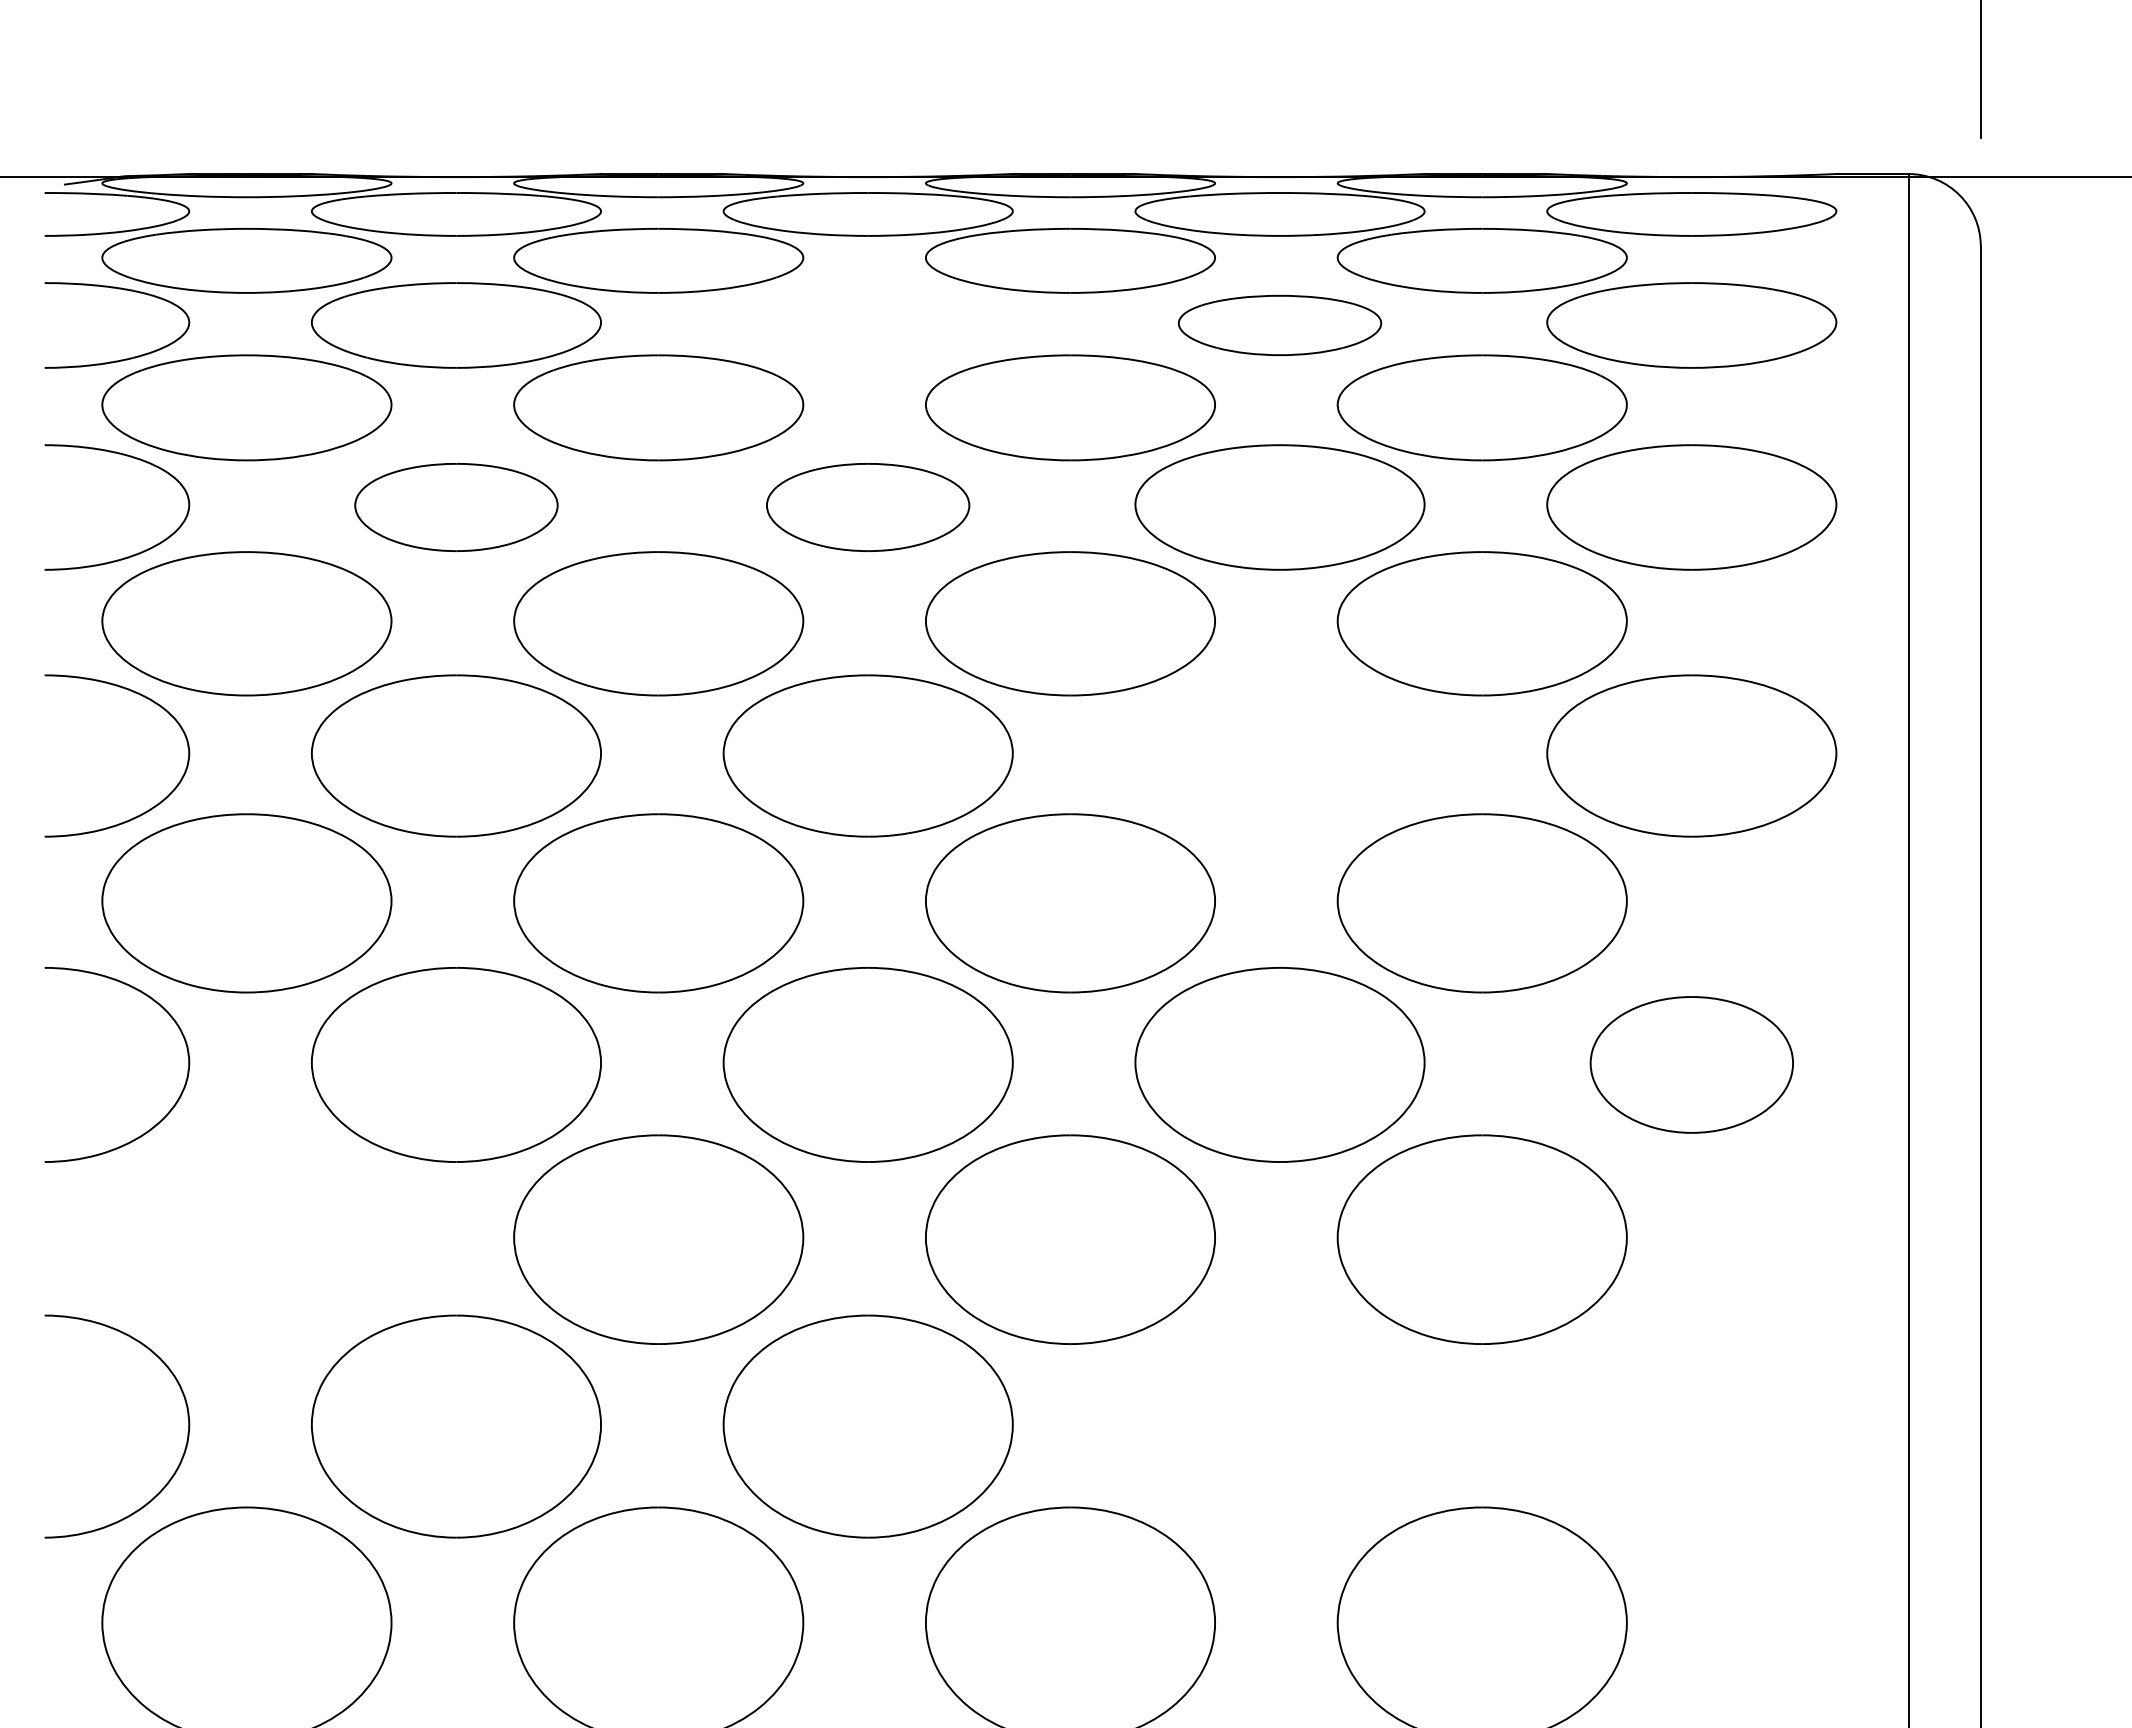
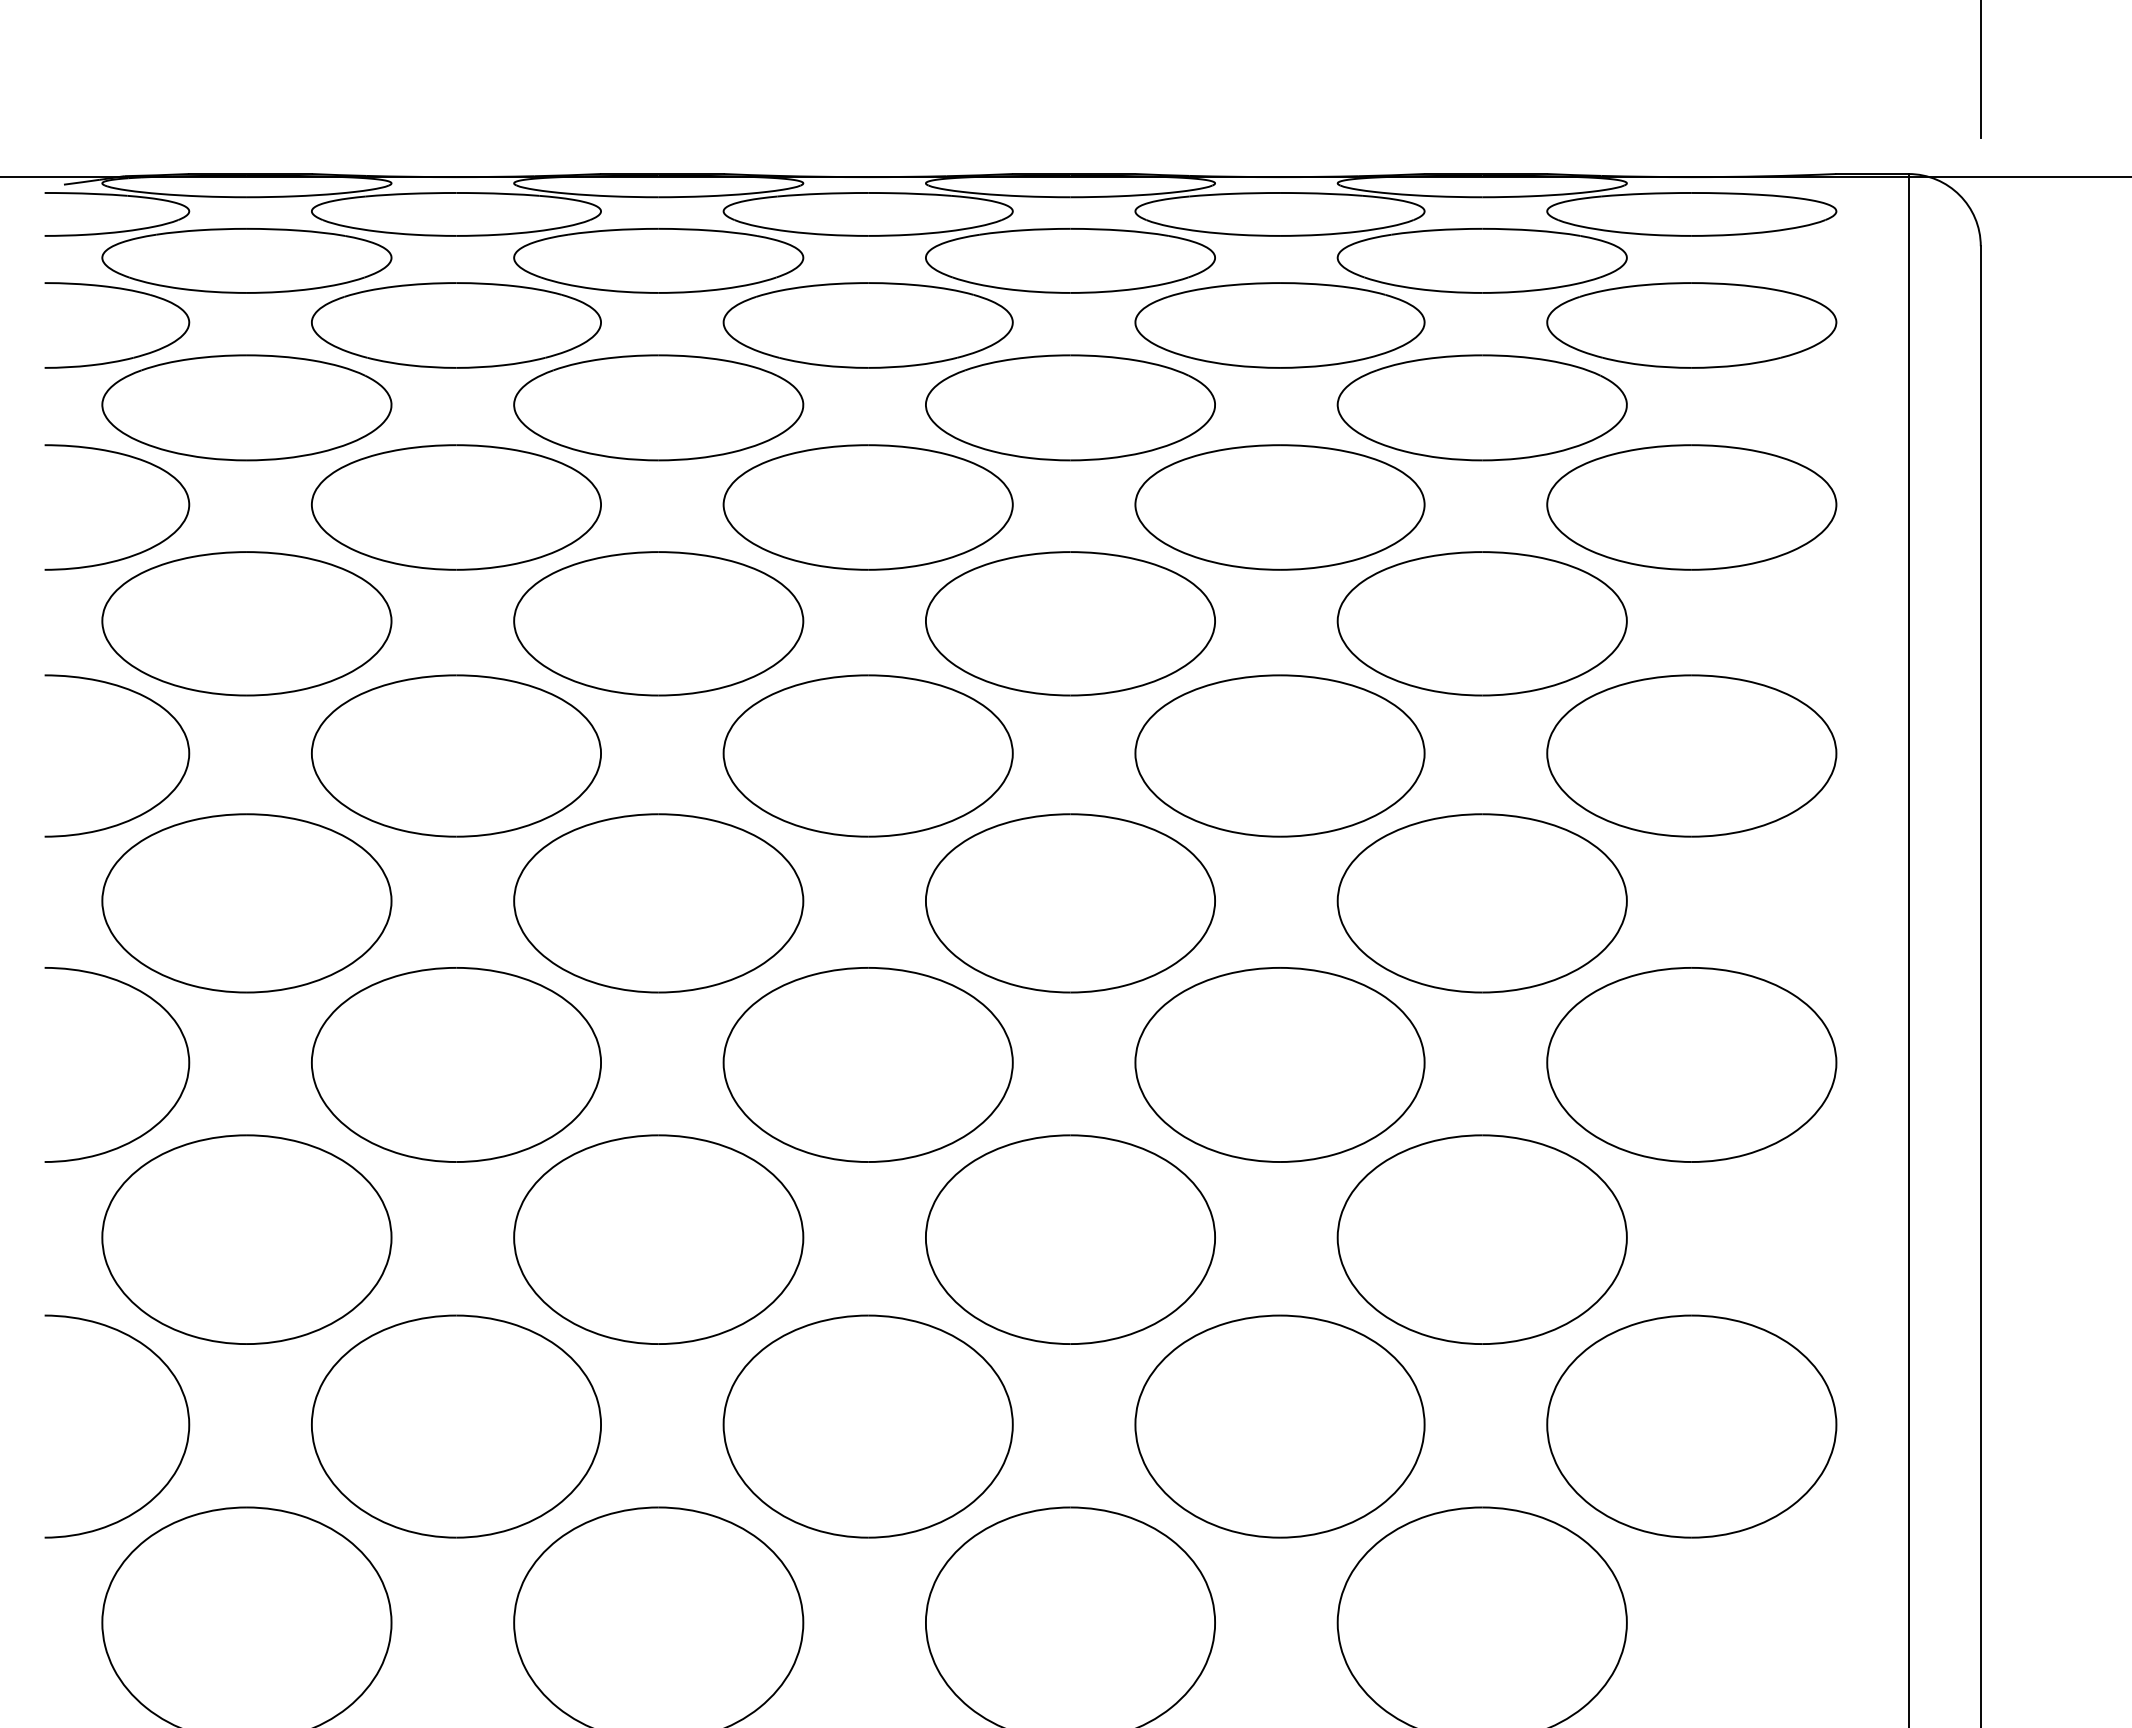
part: none -> present (867, 325)
part size: 206x63 px -> 292x87 px (1279, 325)
part size: 205x89 px -> 291x127 px (456, 507)
part size: 205x89 px -> 292x127 px (867, 507)
part: none -> present (1279, 755)
part size: 205x138 px -> 292x196 px (1691, 1064)
part: none -> present (246, 1239)
part: none -> present (1279, 1426)
part: none -> present (1691, 1426)
